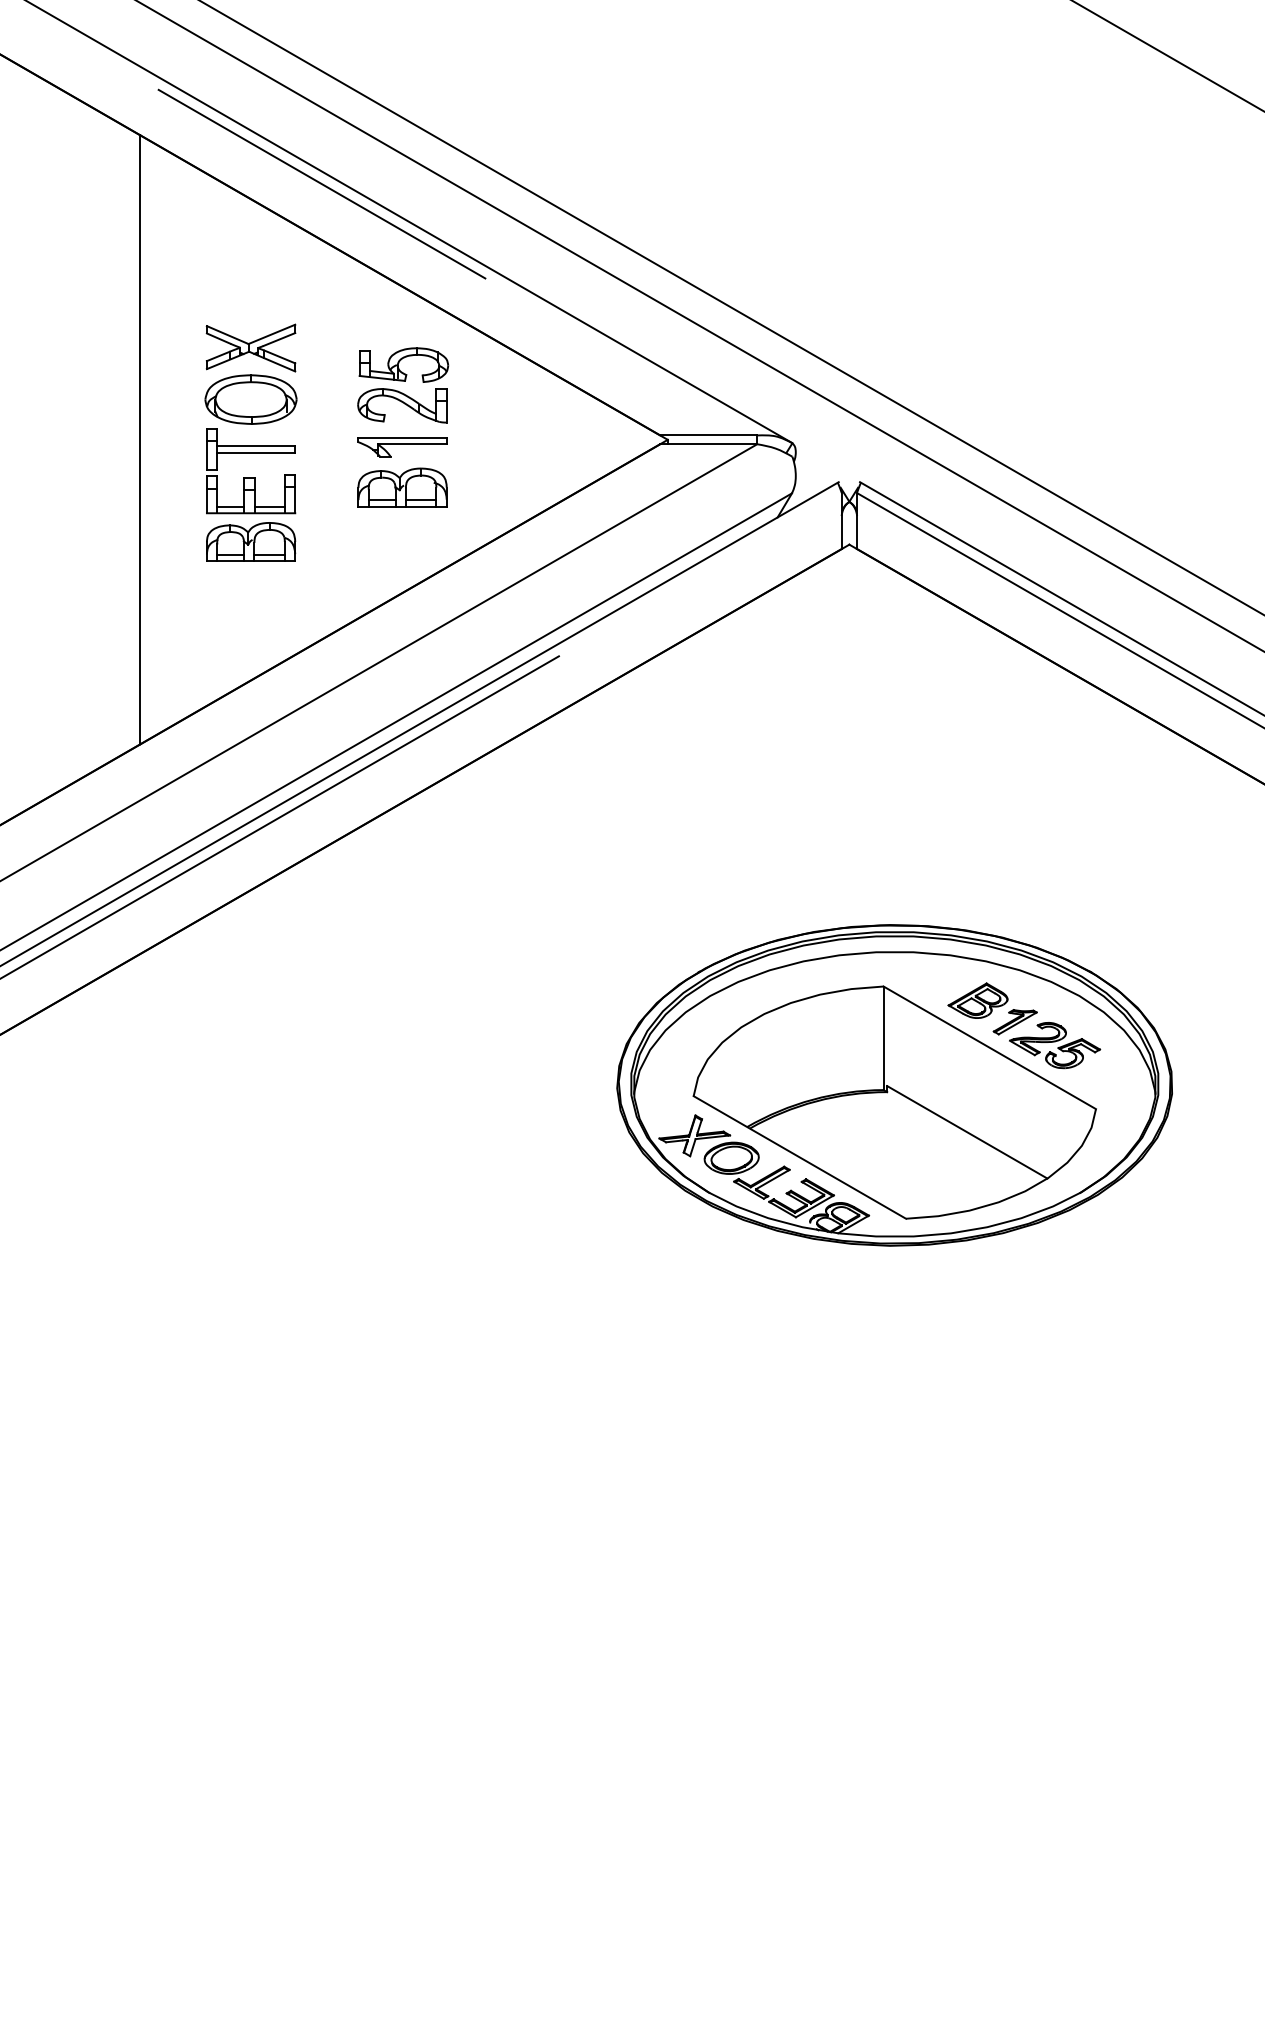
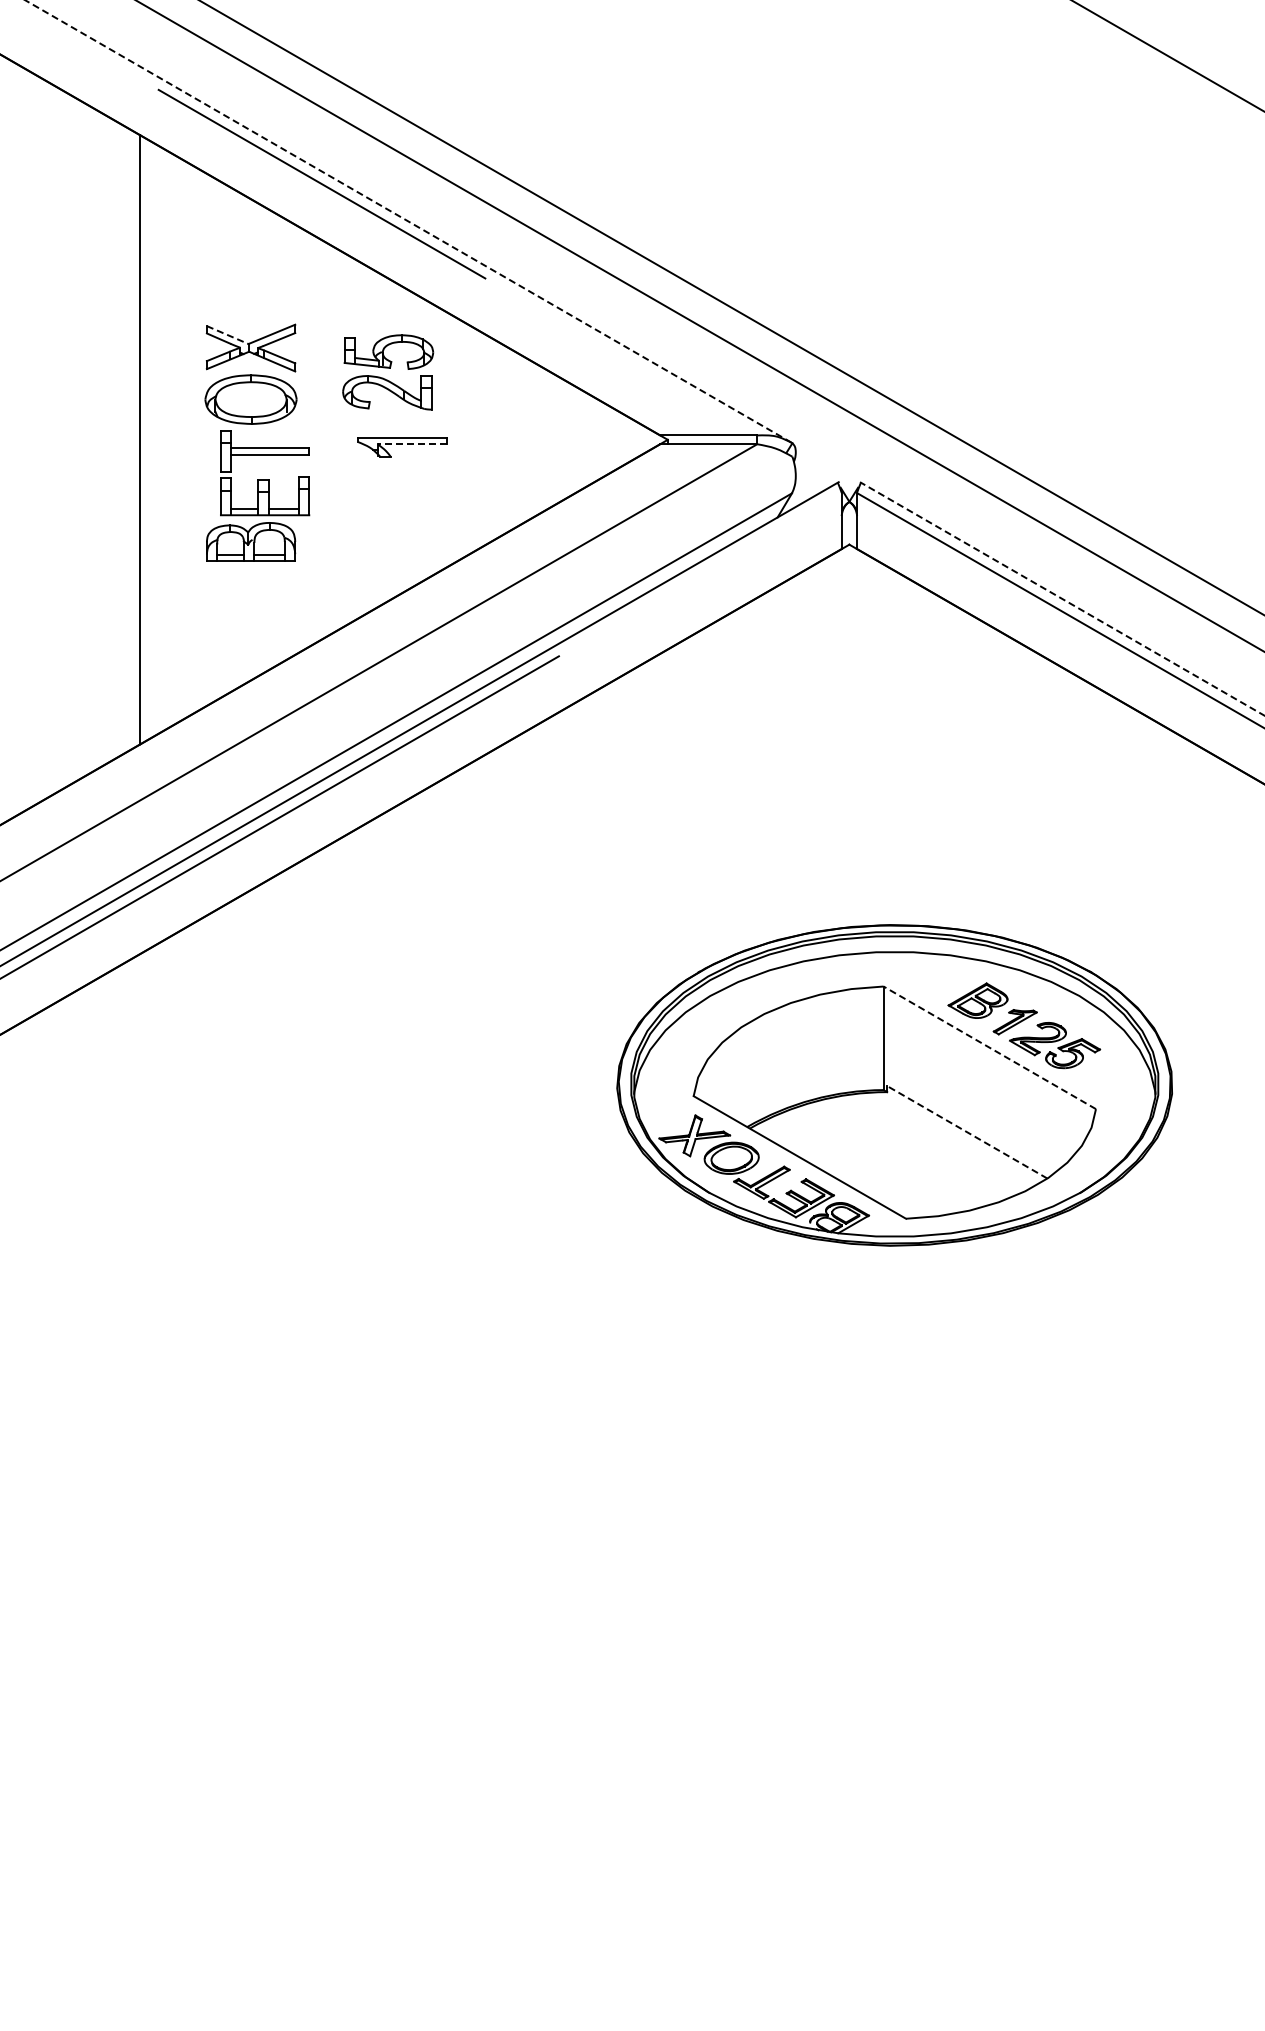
line: solid -> dashed (408, 221)
line: solid -> dashed (227, 335)
part position: (403, 385) -> (388, 372) (388, 372)
line: solid -> dashed (412, 444)
part position: (251, 471) -> (265, 473) (265, 473)
part: present -> none (402, 487)
line: solid -> dashed (1062, 598)
line: solid -> dashed (989, 1047)
line: solid -> dashed (967, 1132)
